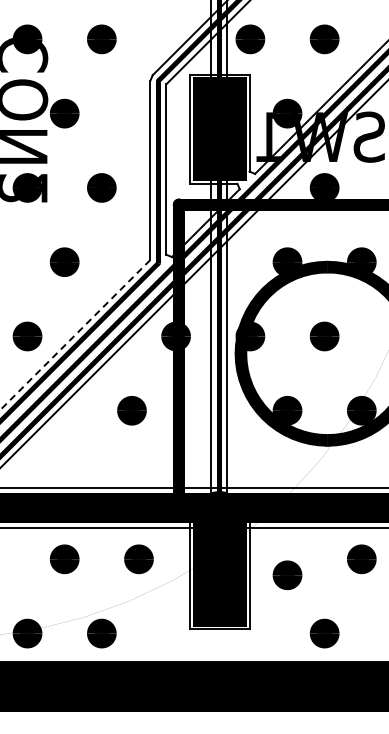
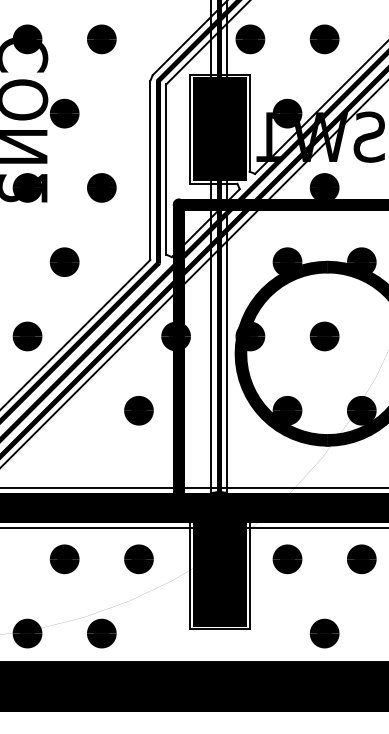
line: dashed -> solid (75, 334)
part position: (131, 410) -> (138, 410) (138, 410)
part position: (287, 575) -> (287, 559) (287, 559)
